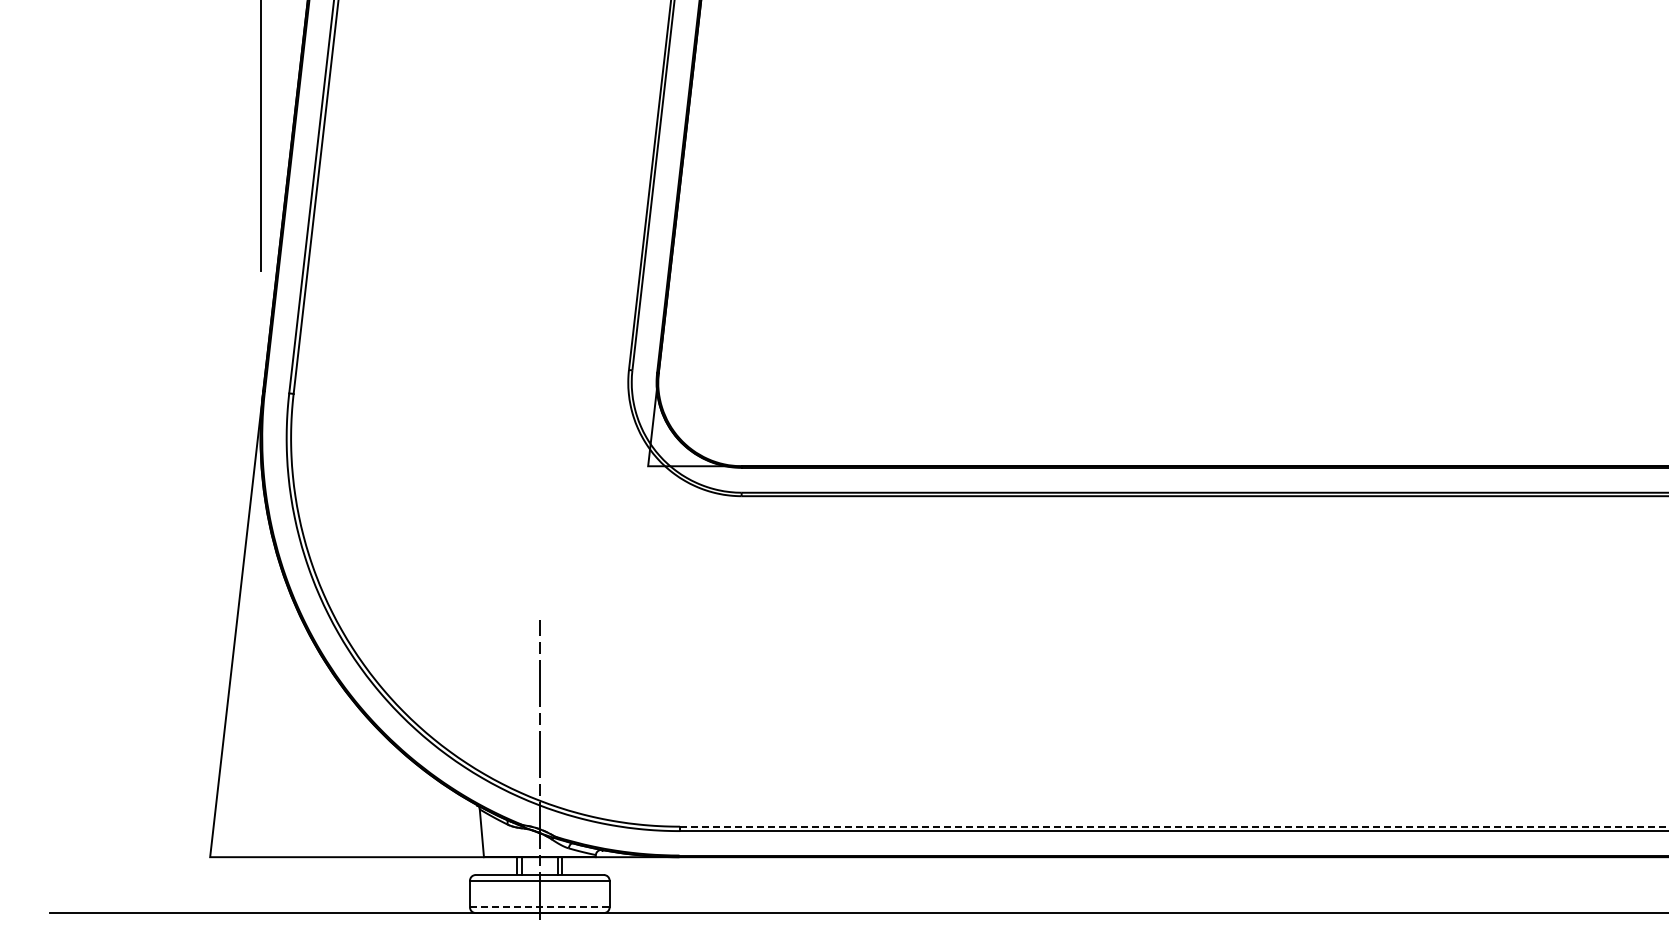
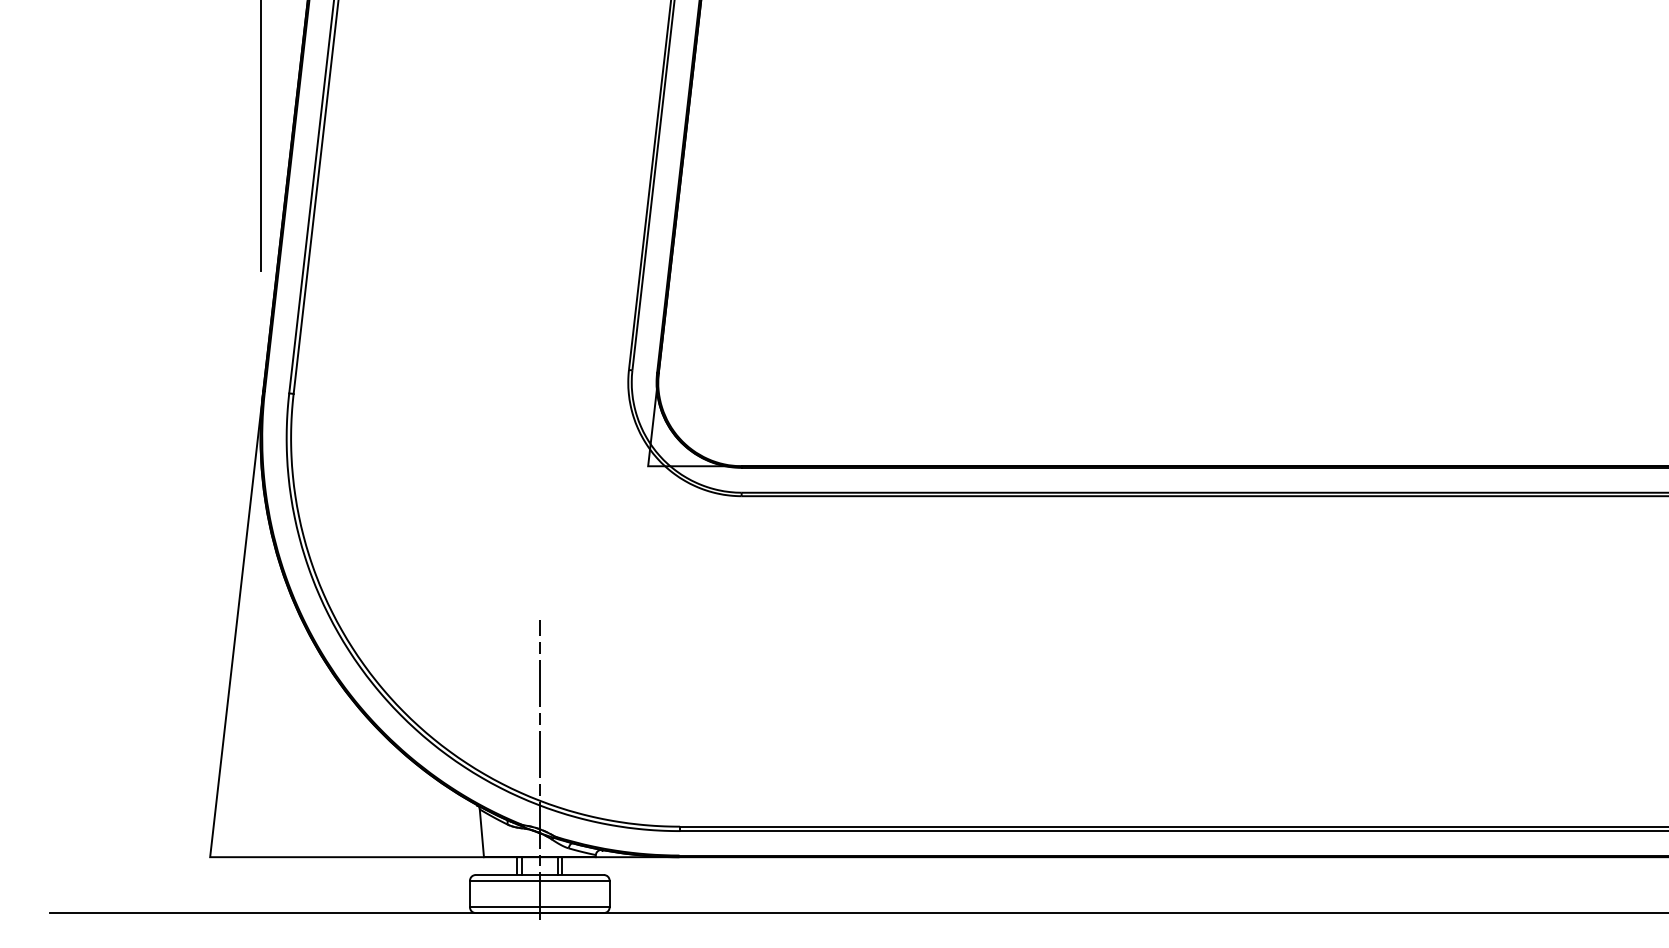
line: dashed -> solid (1174, 826)
line: dashed -> solid (539, 907)
